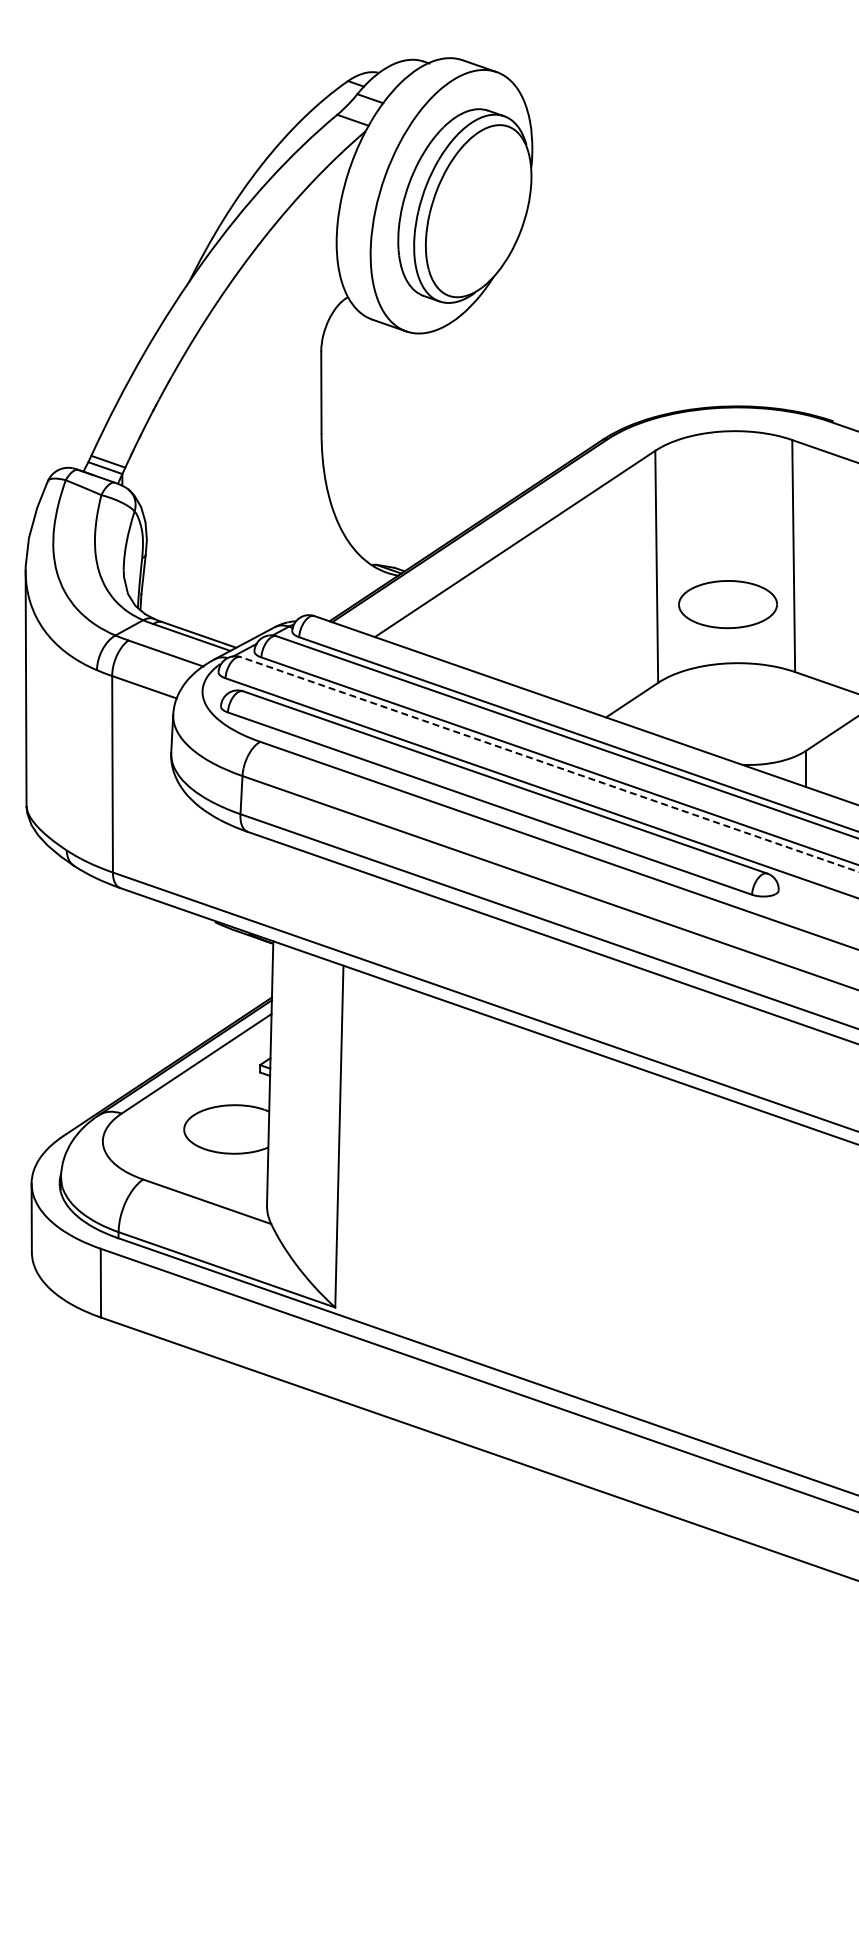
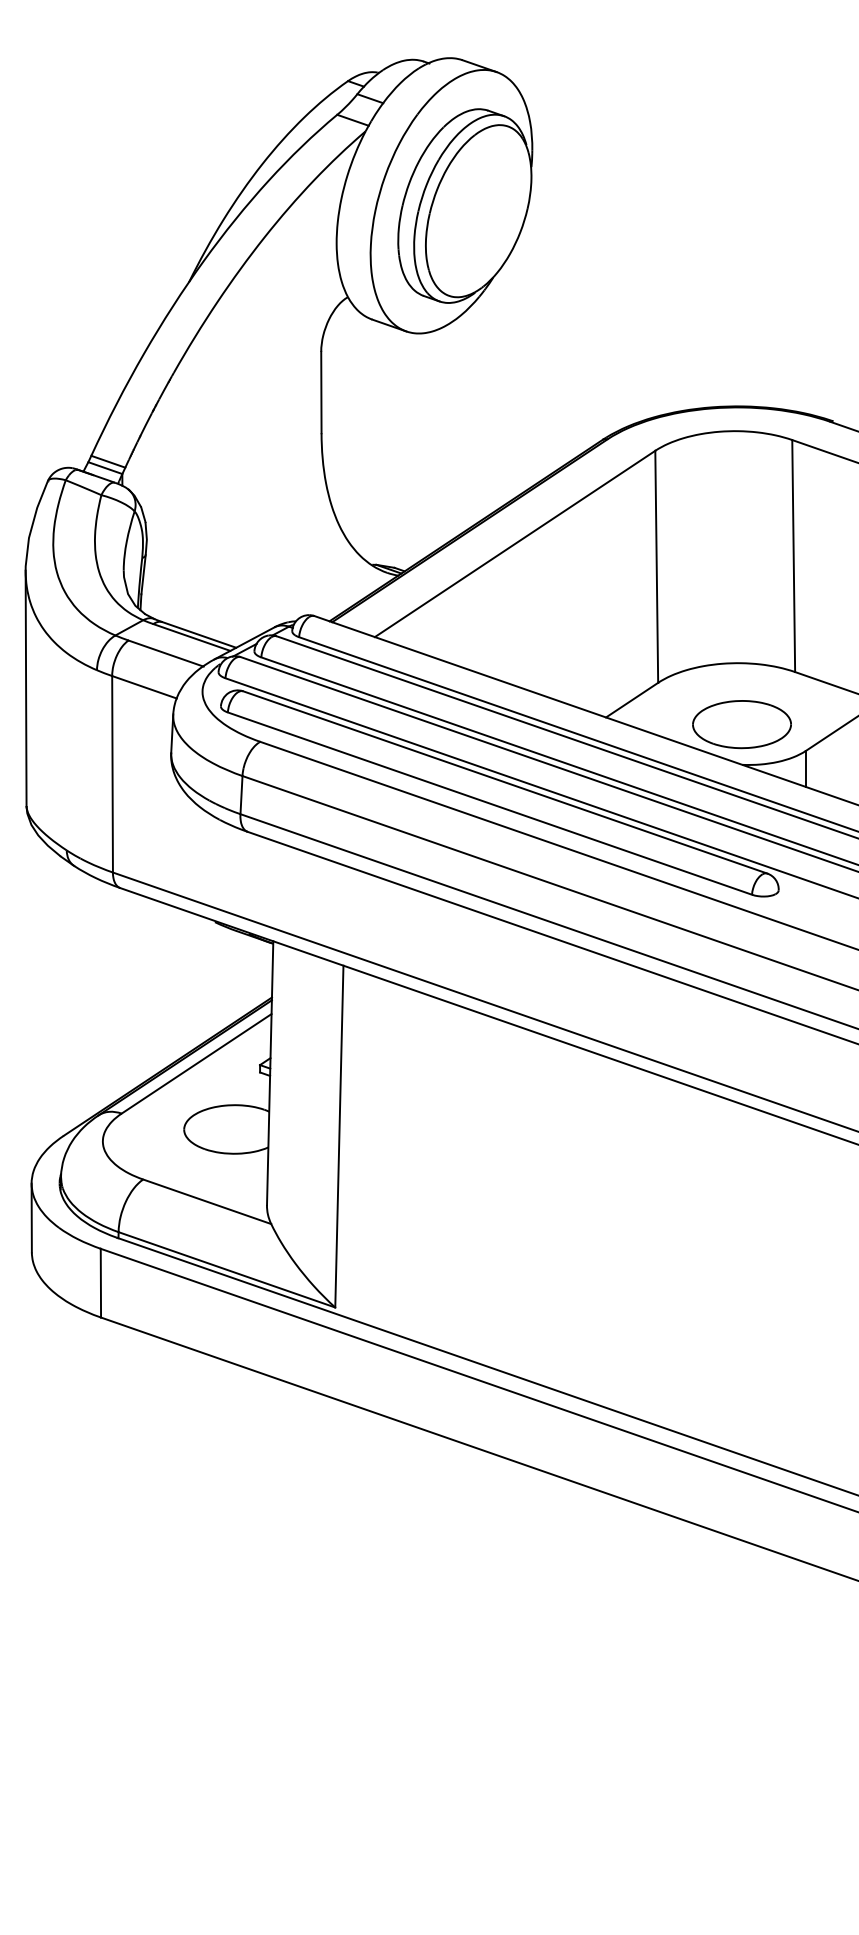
part position: (727, 604) -> (741, 724) (741, 724)
line: dashed -> solid (549, 764)
